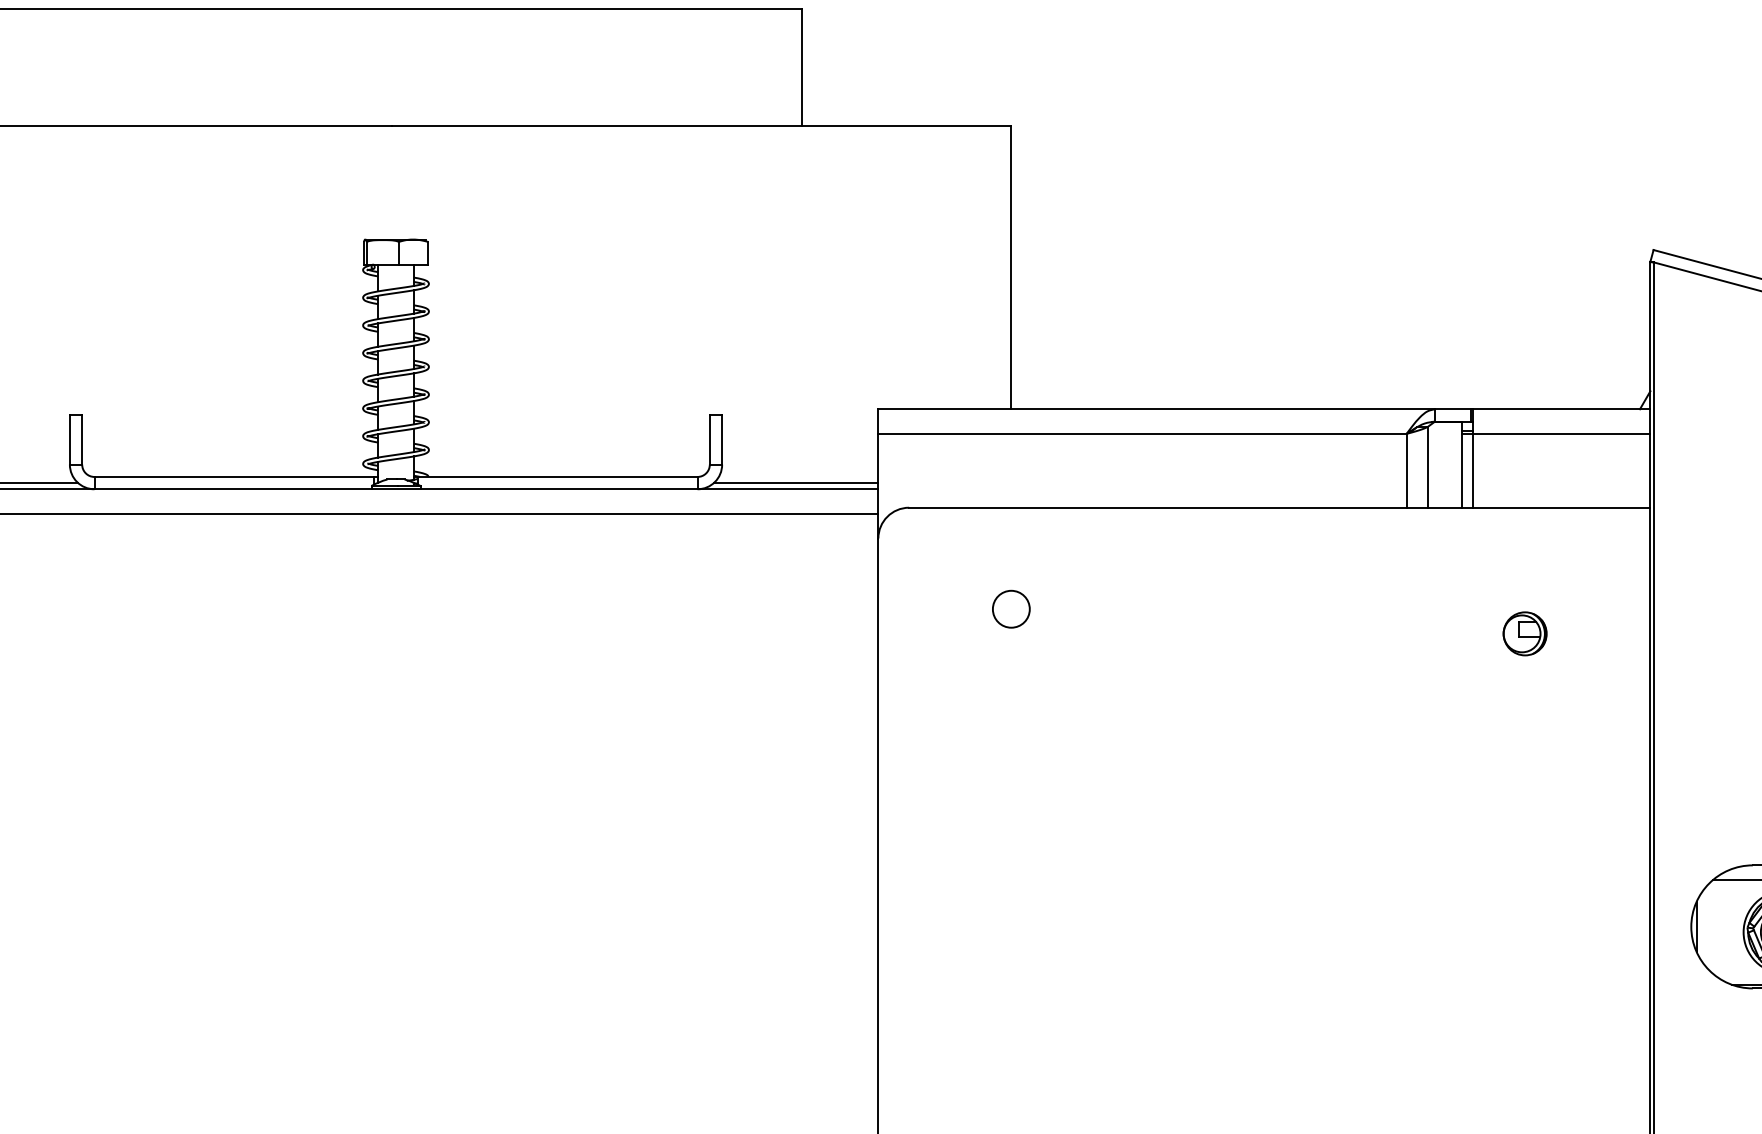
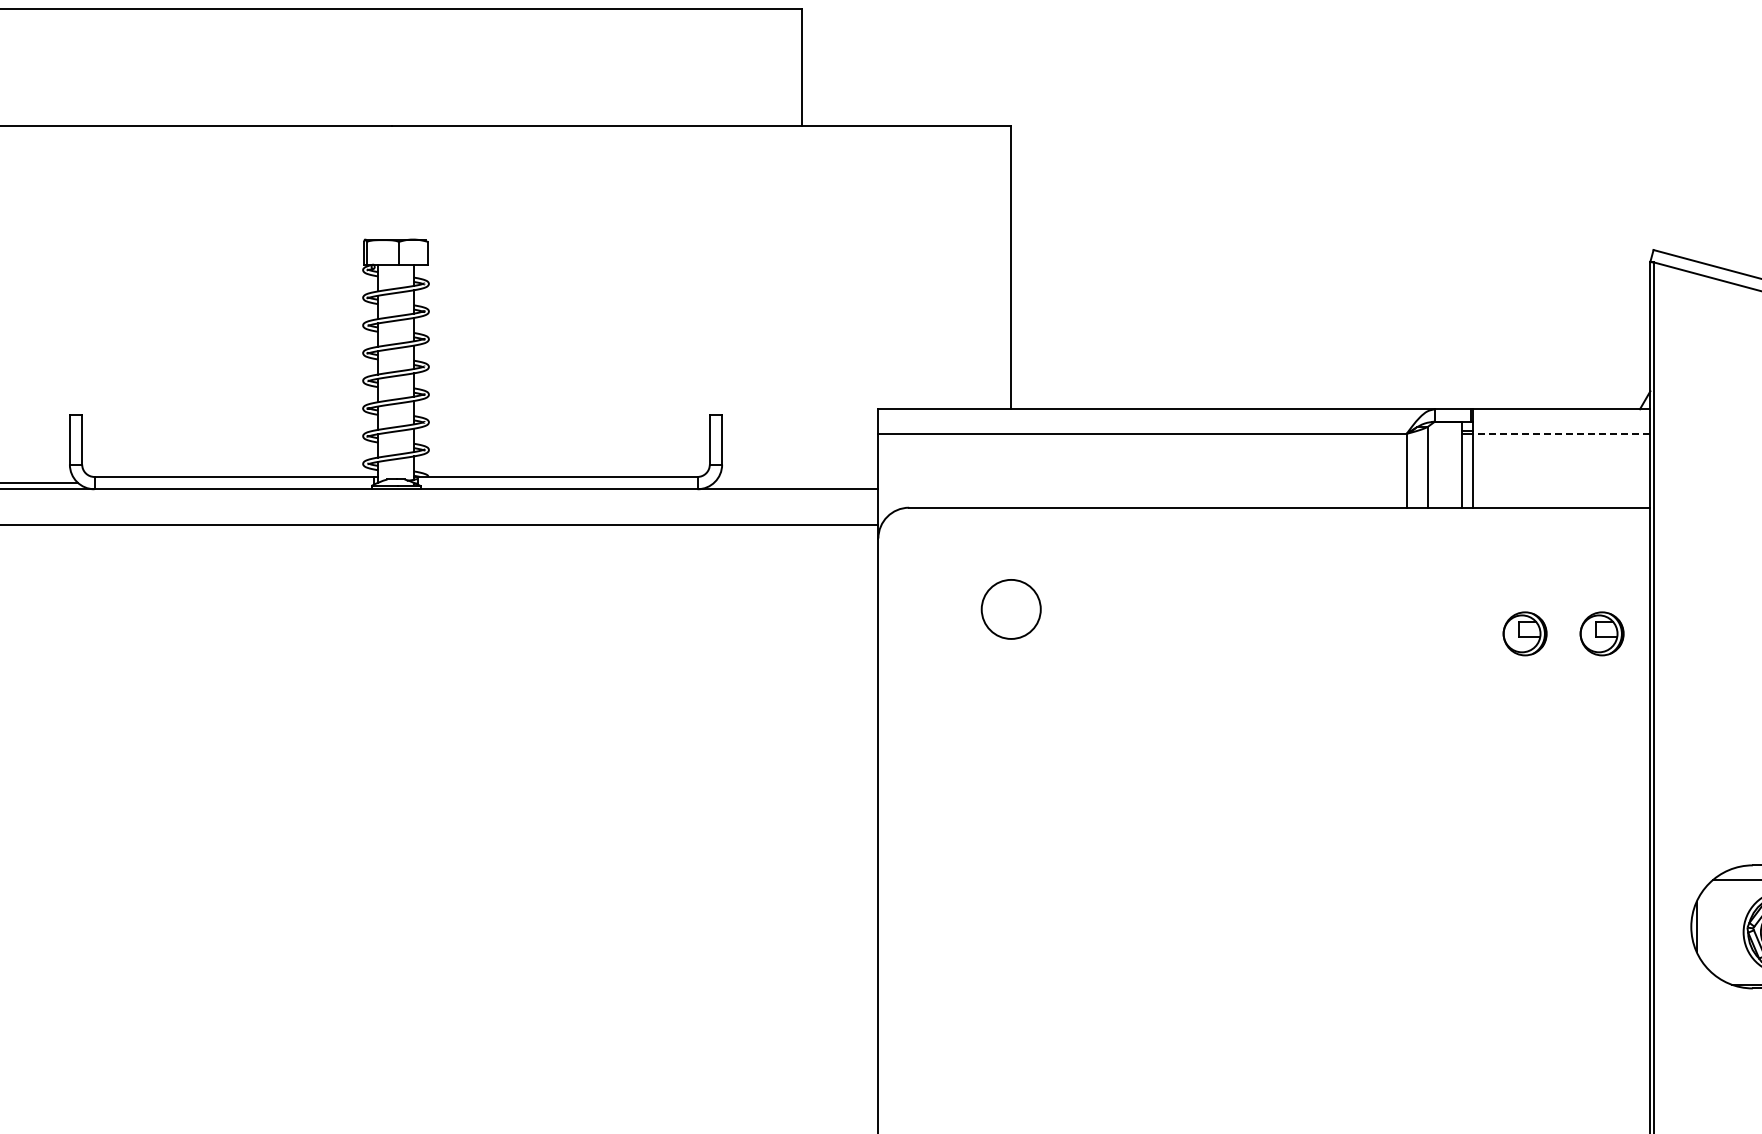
line: solid -> dashed (1561, 433)
line: present -> none (795, 483)
line position: (440, 513) -> (440, 524) (440, 524)
circle size: 39x40 px -> 62x61 px (1010, 609)
part: none -> present (1601, 633)
